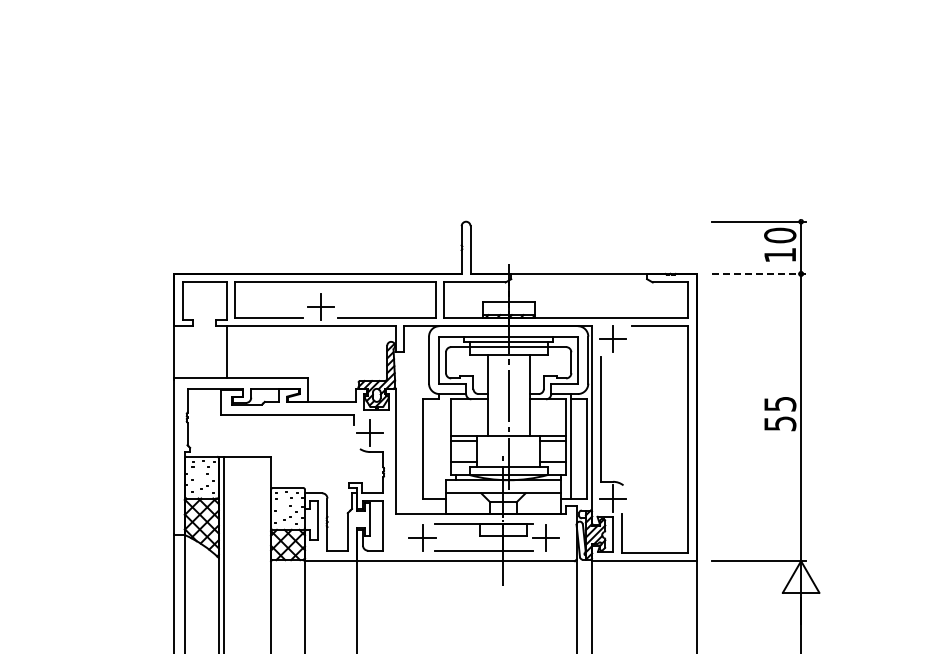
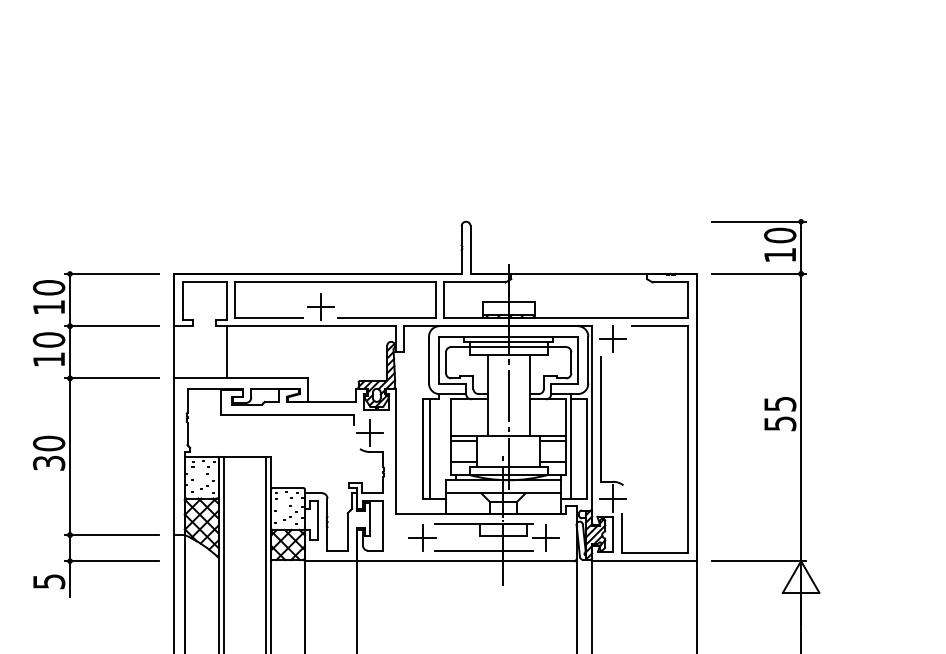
line: dashed -> solid (759, 273)
part: none -> present (70, 434)
line: none -> present (430, 448)
line: none -> present (265, 553)
